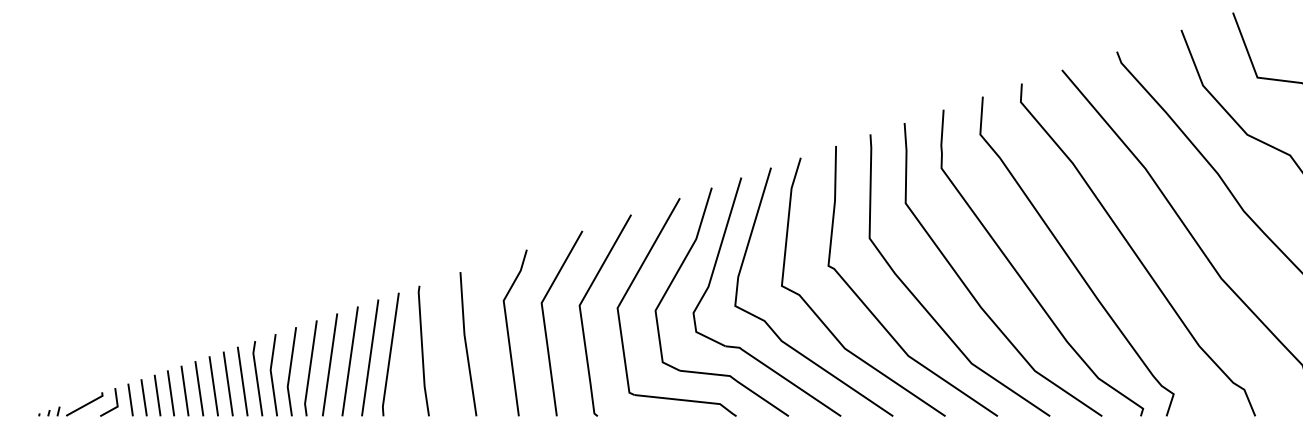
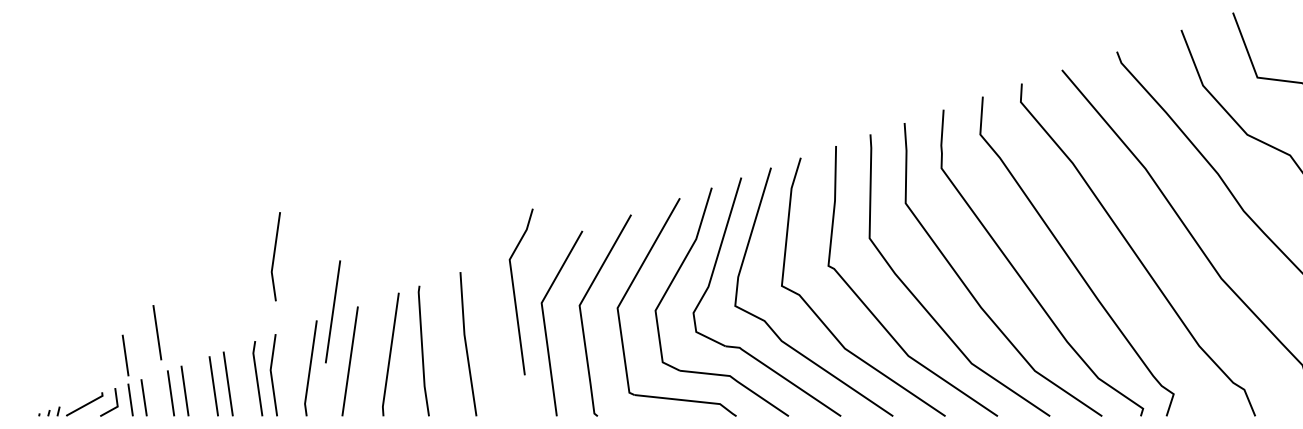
line position: (509, 334) -> (515, 293) (515, 293)
line: present -> none (370, 357)
line position: (330, 364) -> (333, 311) (333, 311)
line position: (290, 371) -> (274, 256) (274, 256)
line: present -> none (242, 381)
line position: (199, 388) -> (157, 332) (157, 332)
line position: (157, 395) -> (125, 355) (125, 355)
